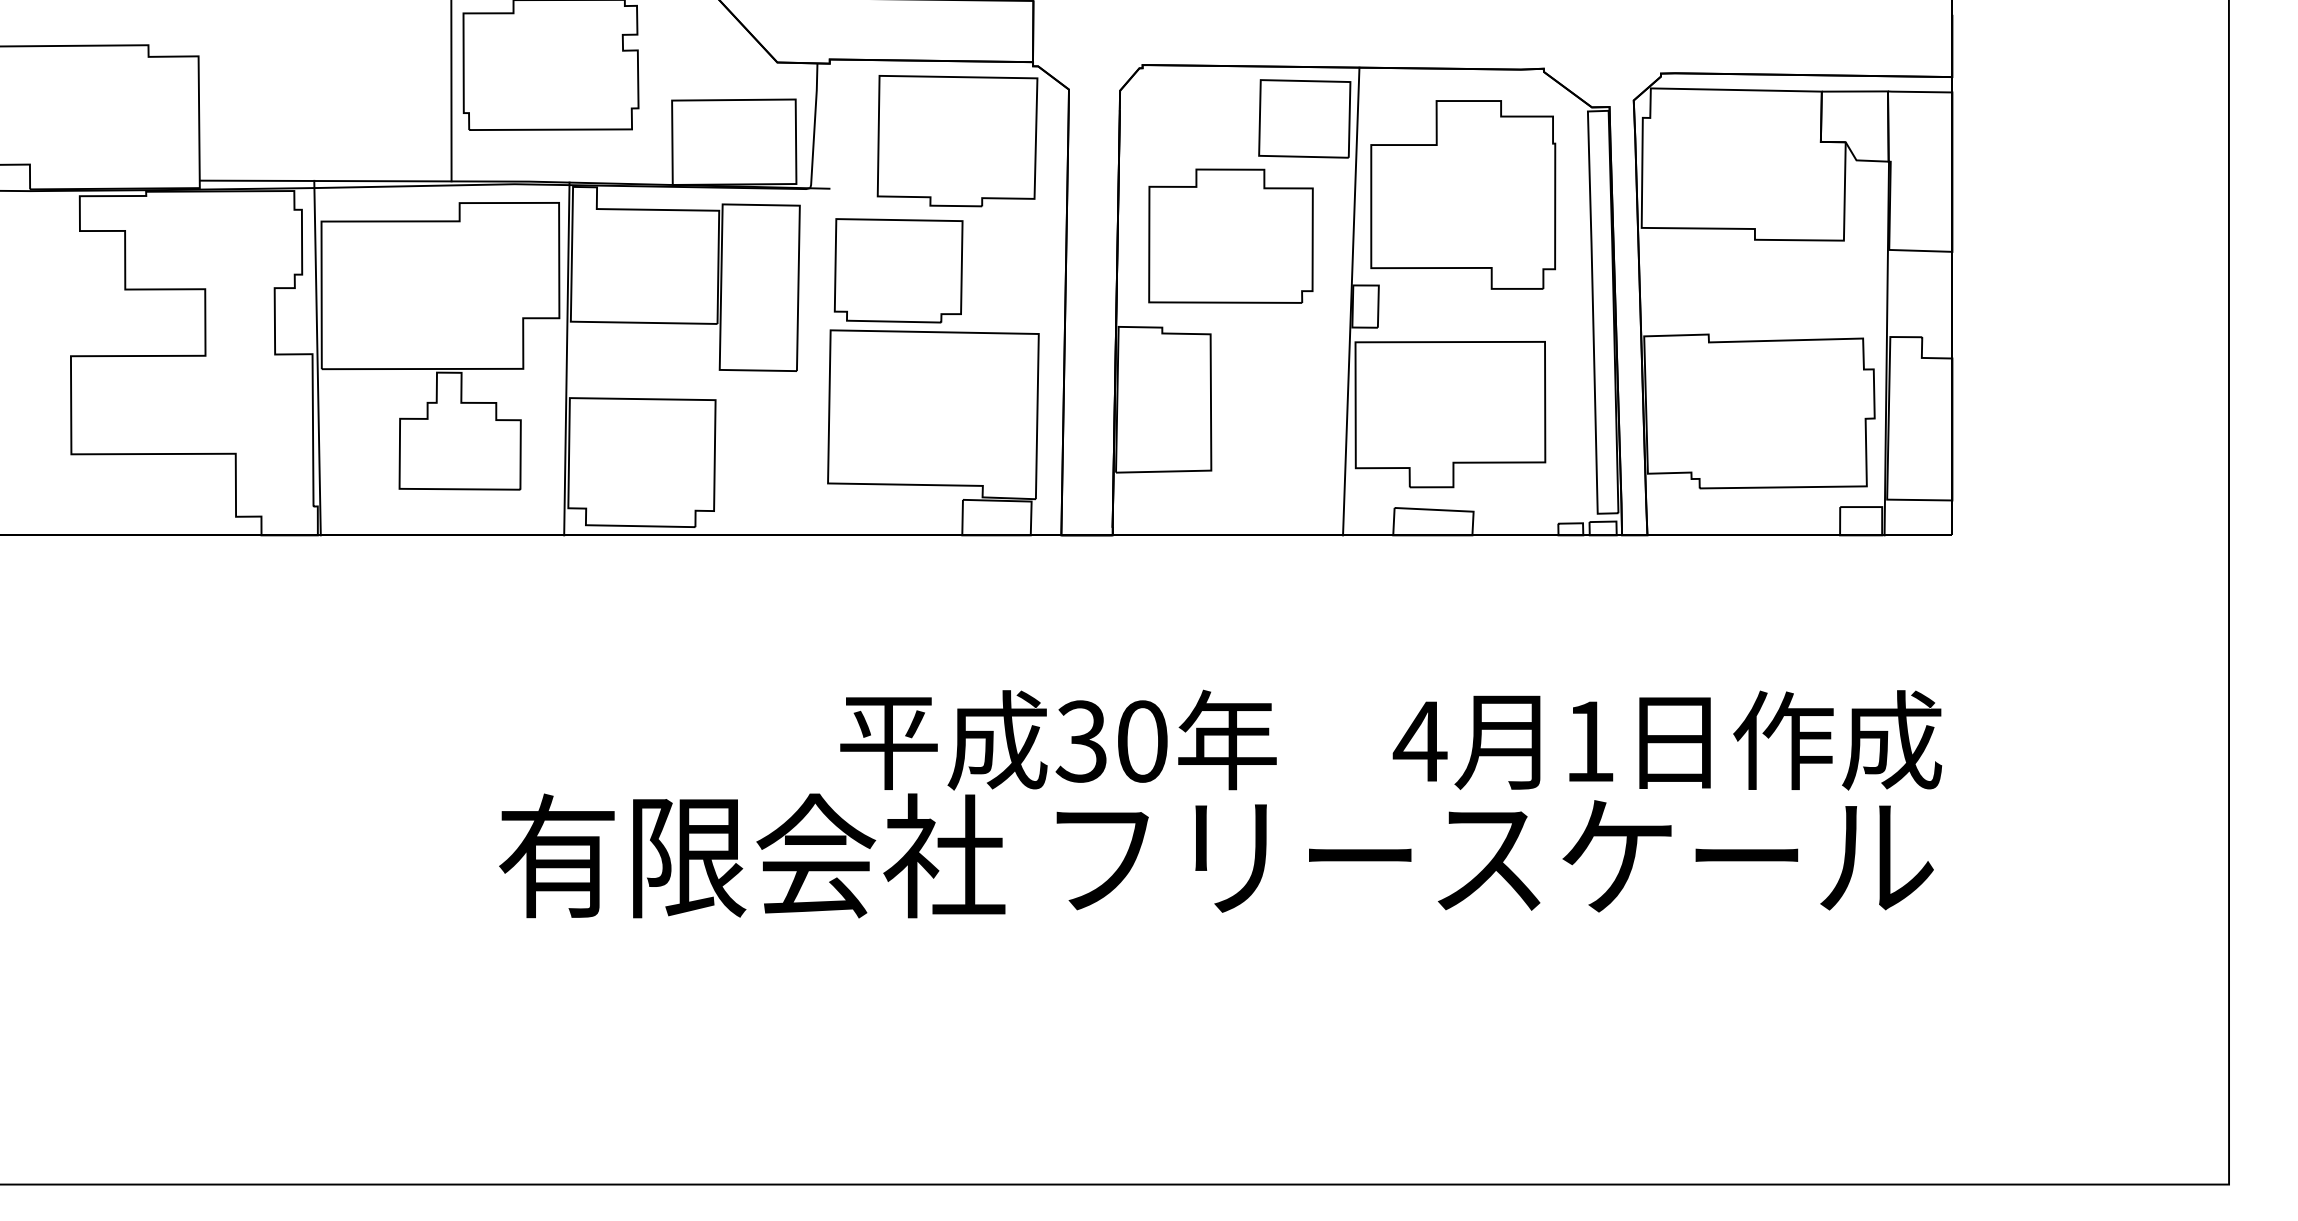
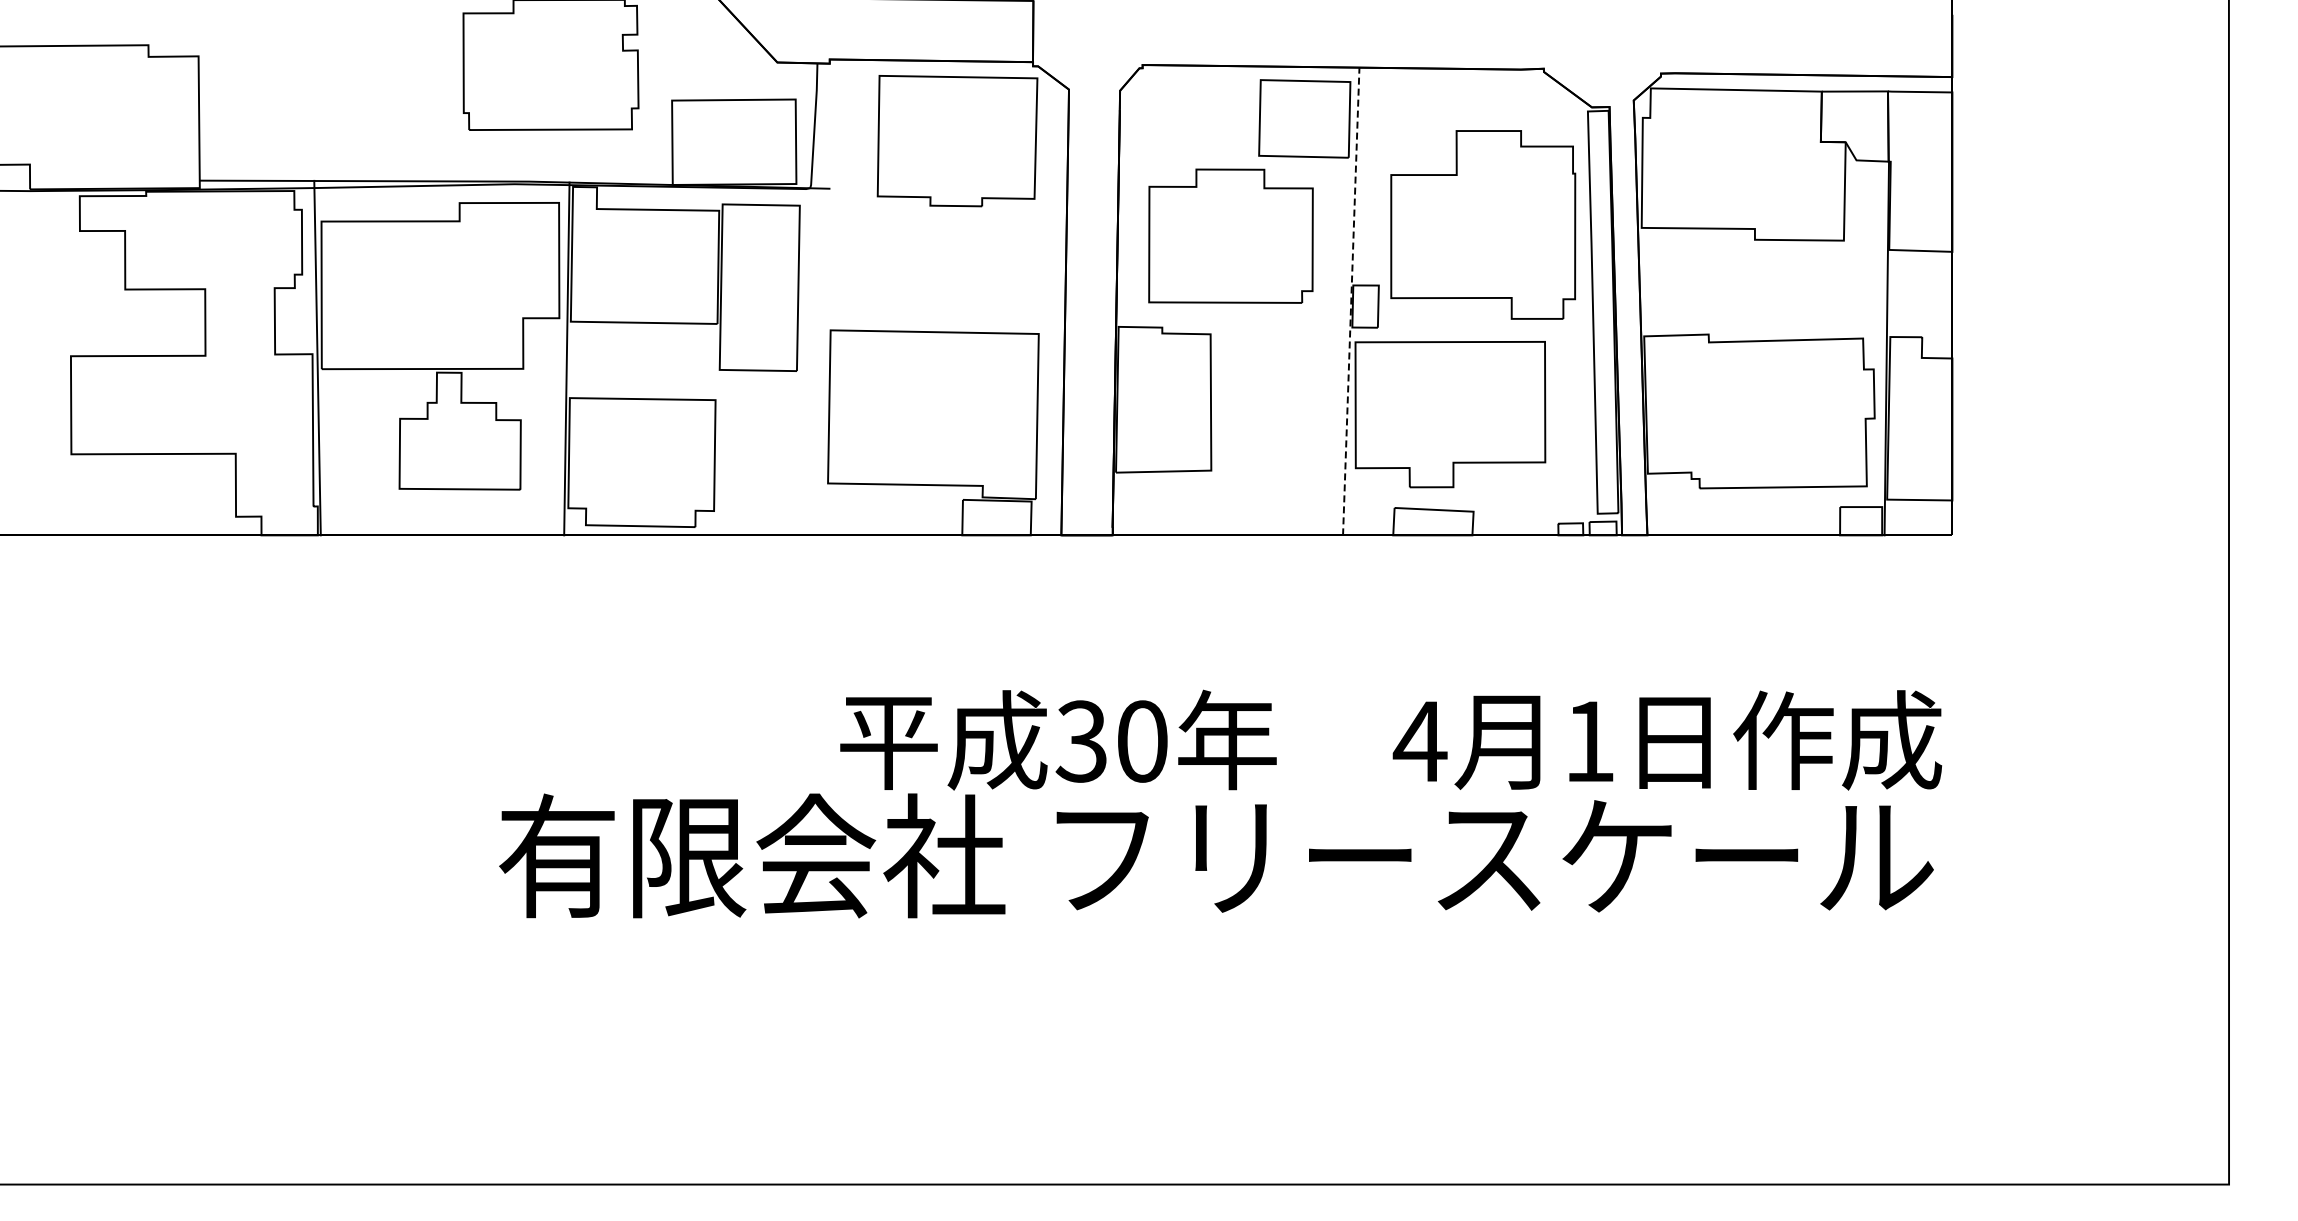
line: present -> none (451, 91)
part position: (1463, 194) -> (1483, 224) (1483, 224)
part: present -> none (898, 270)
line: solid -> dashed (1351, 301)
